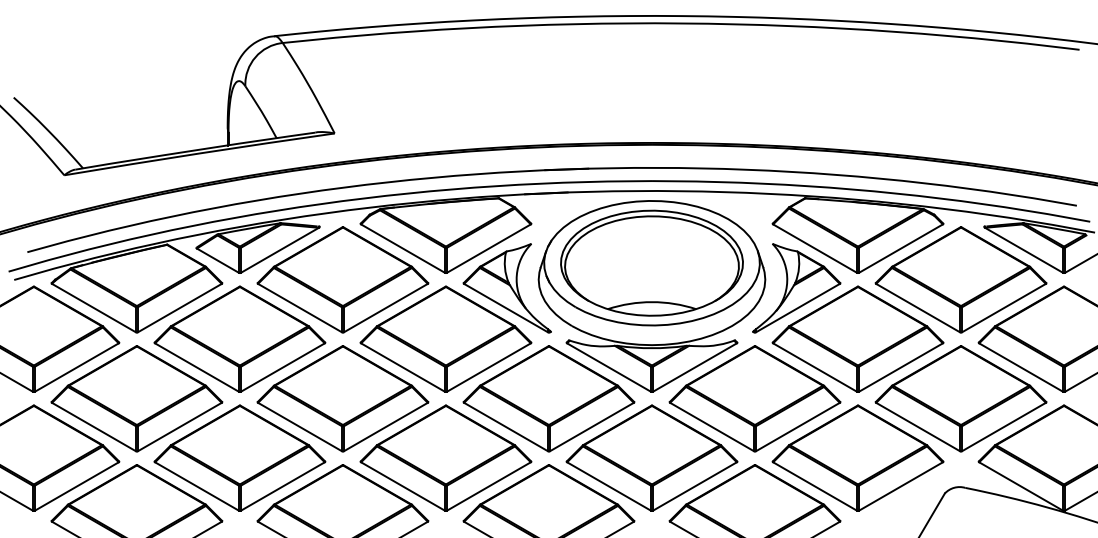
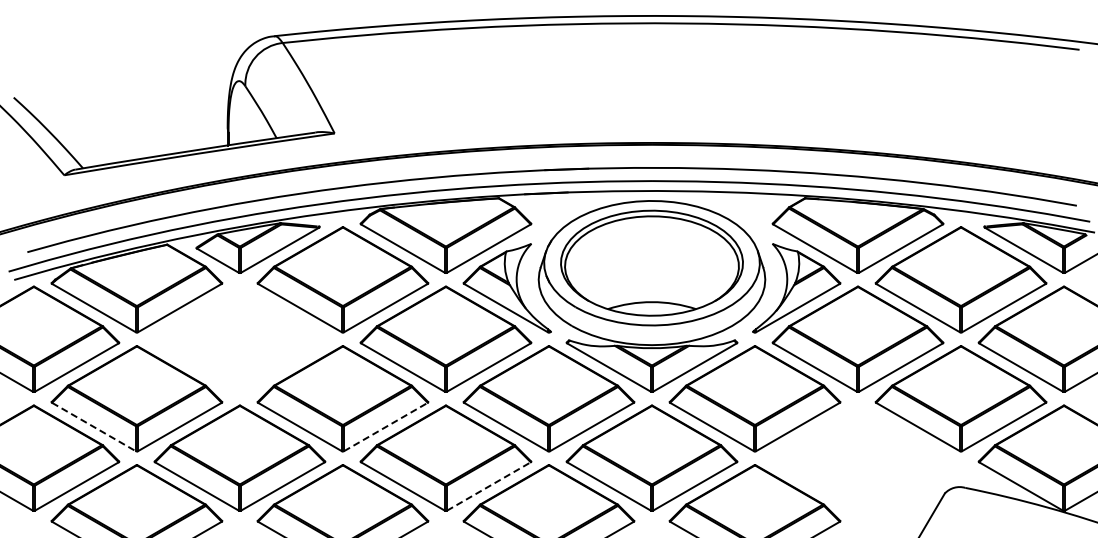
part: present -> none (239, 338)
line: solid -> dashed (386, 426)
line: solid -> dashed (94, 427)
part: present -> none (857, 457)
line: solid -> dashed (489, 486)
